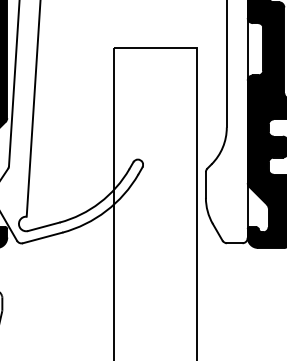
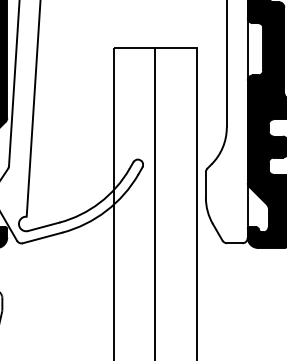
line: none -> present (155, 202)
